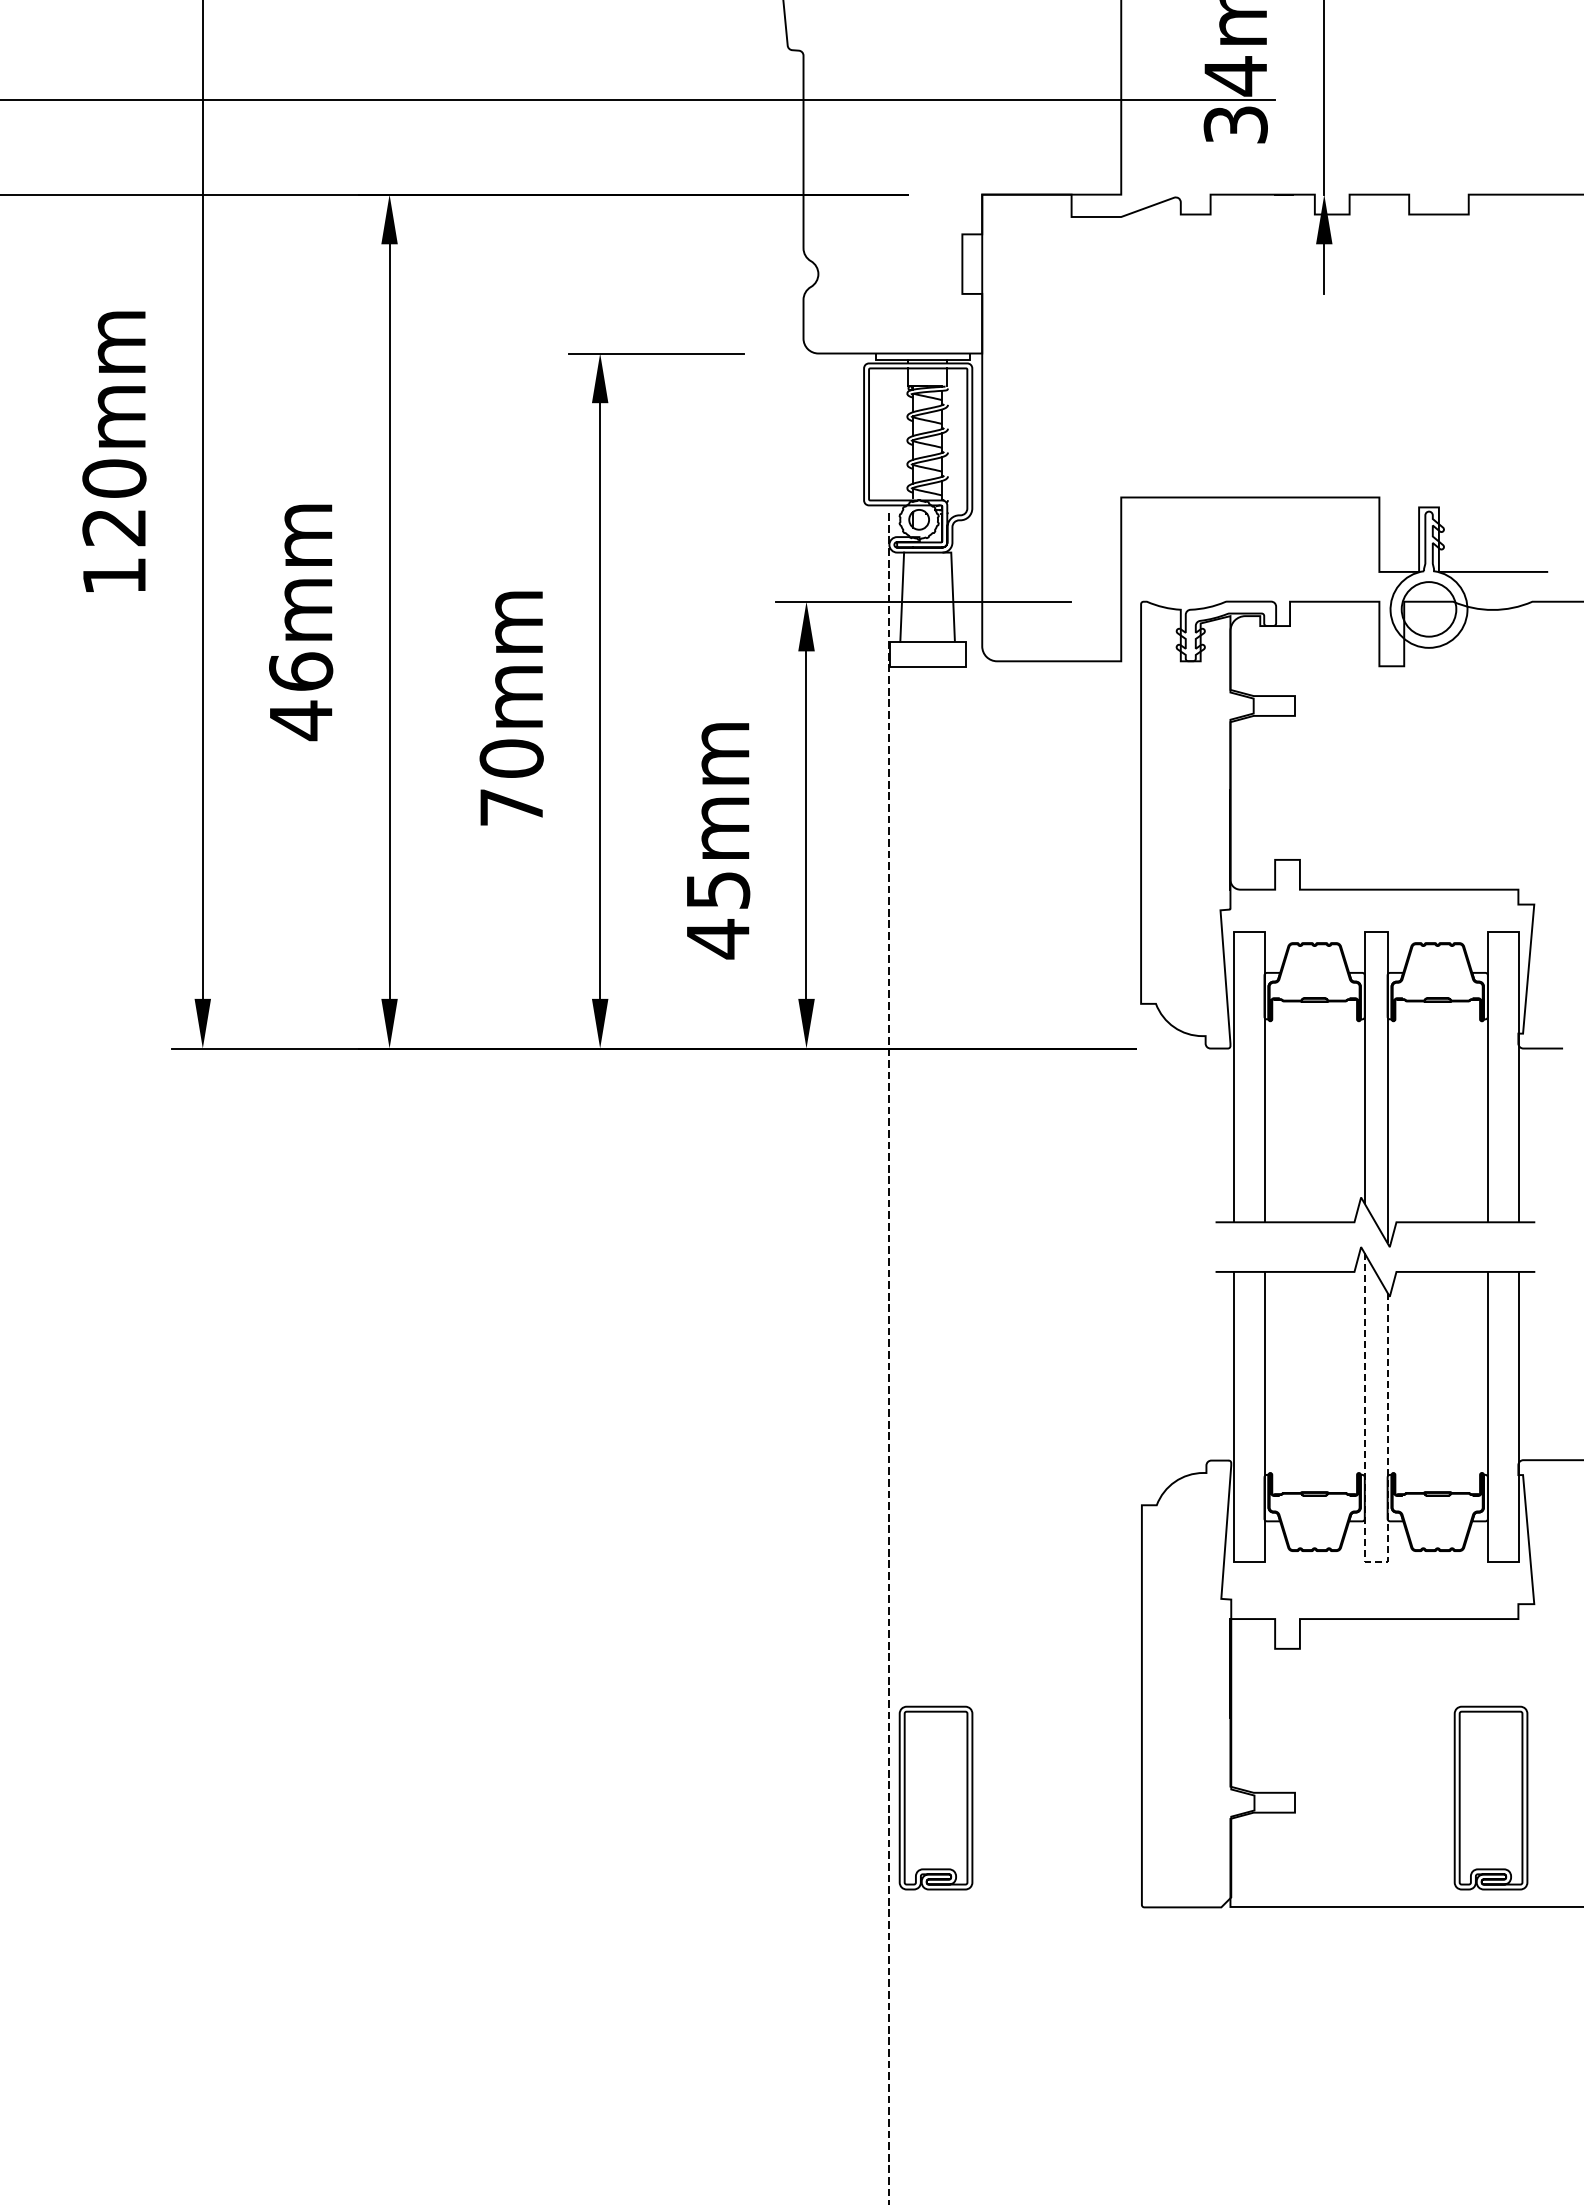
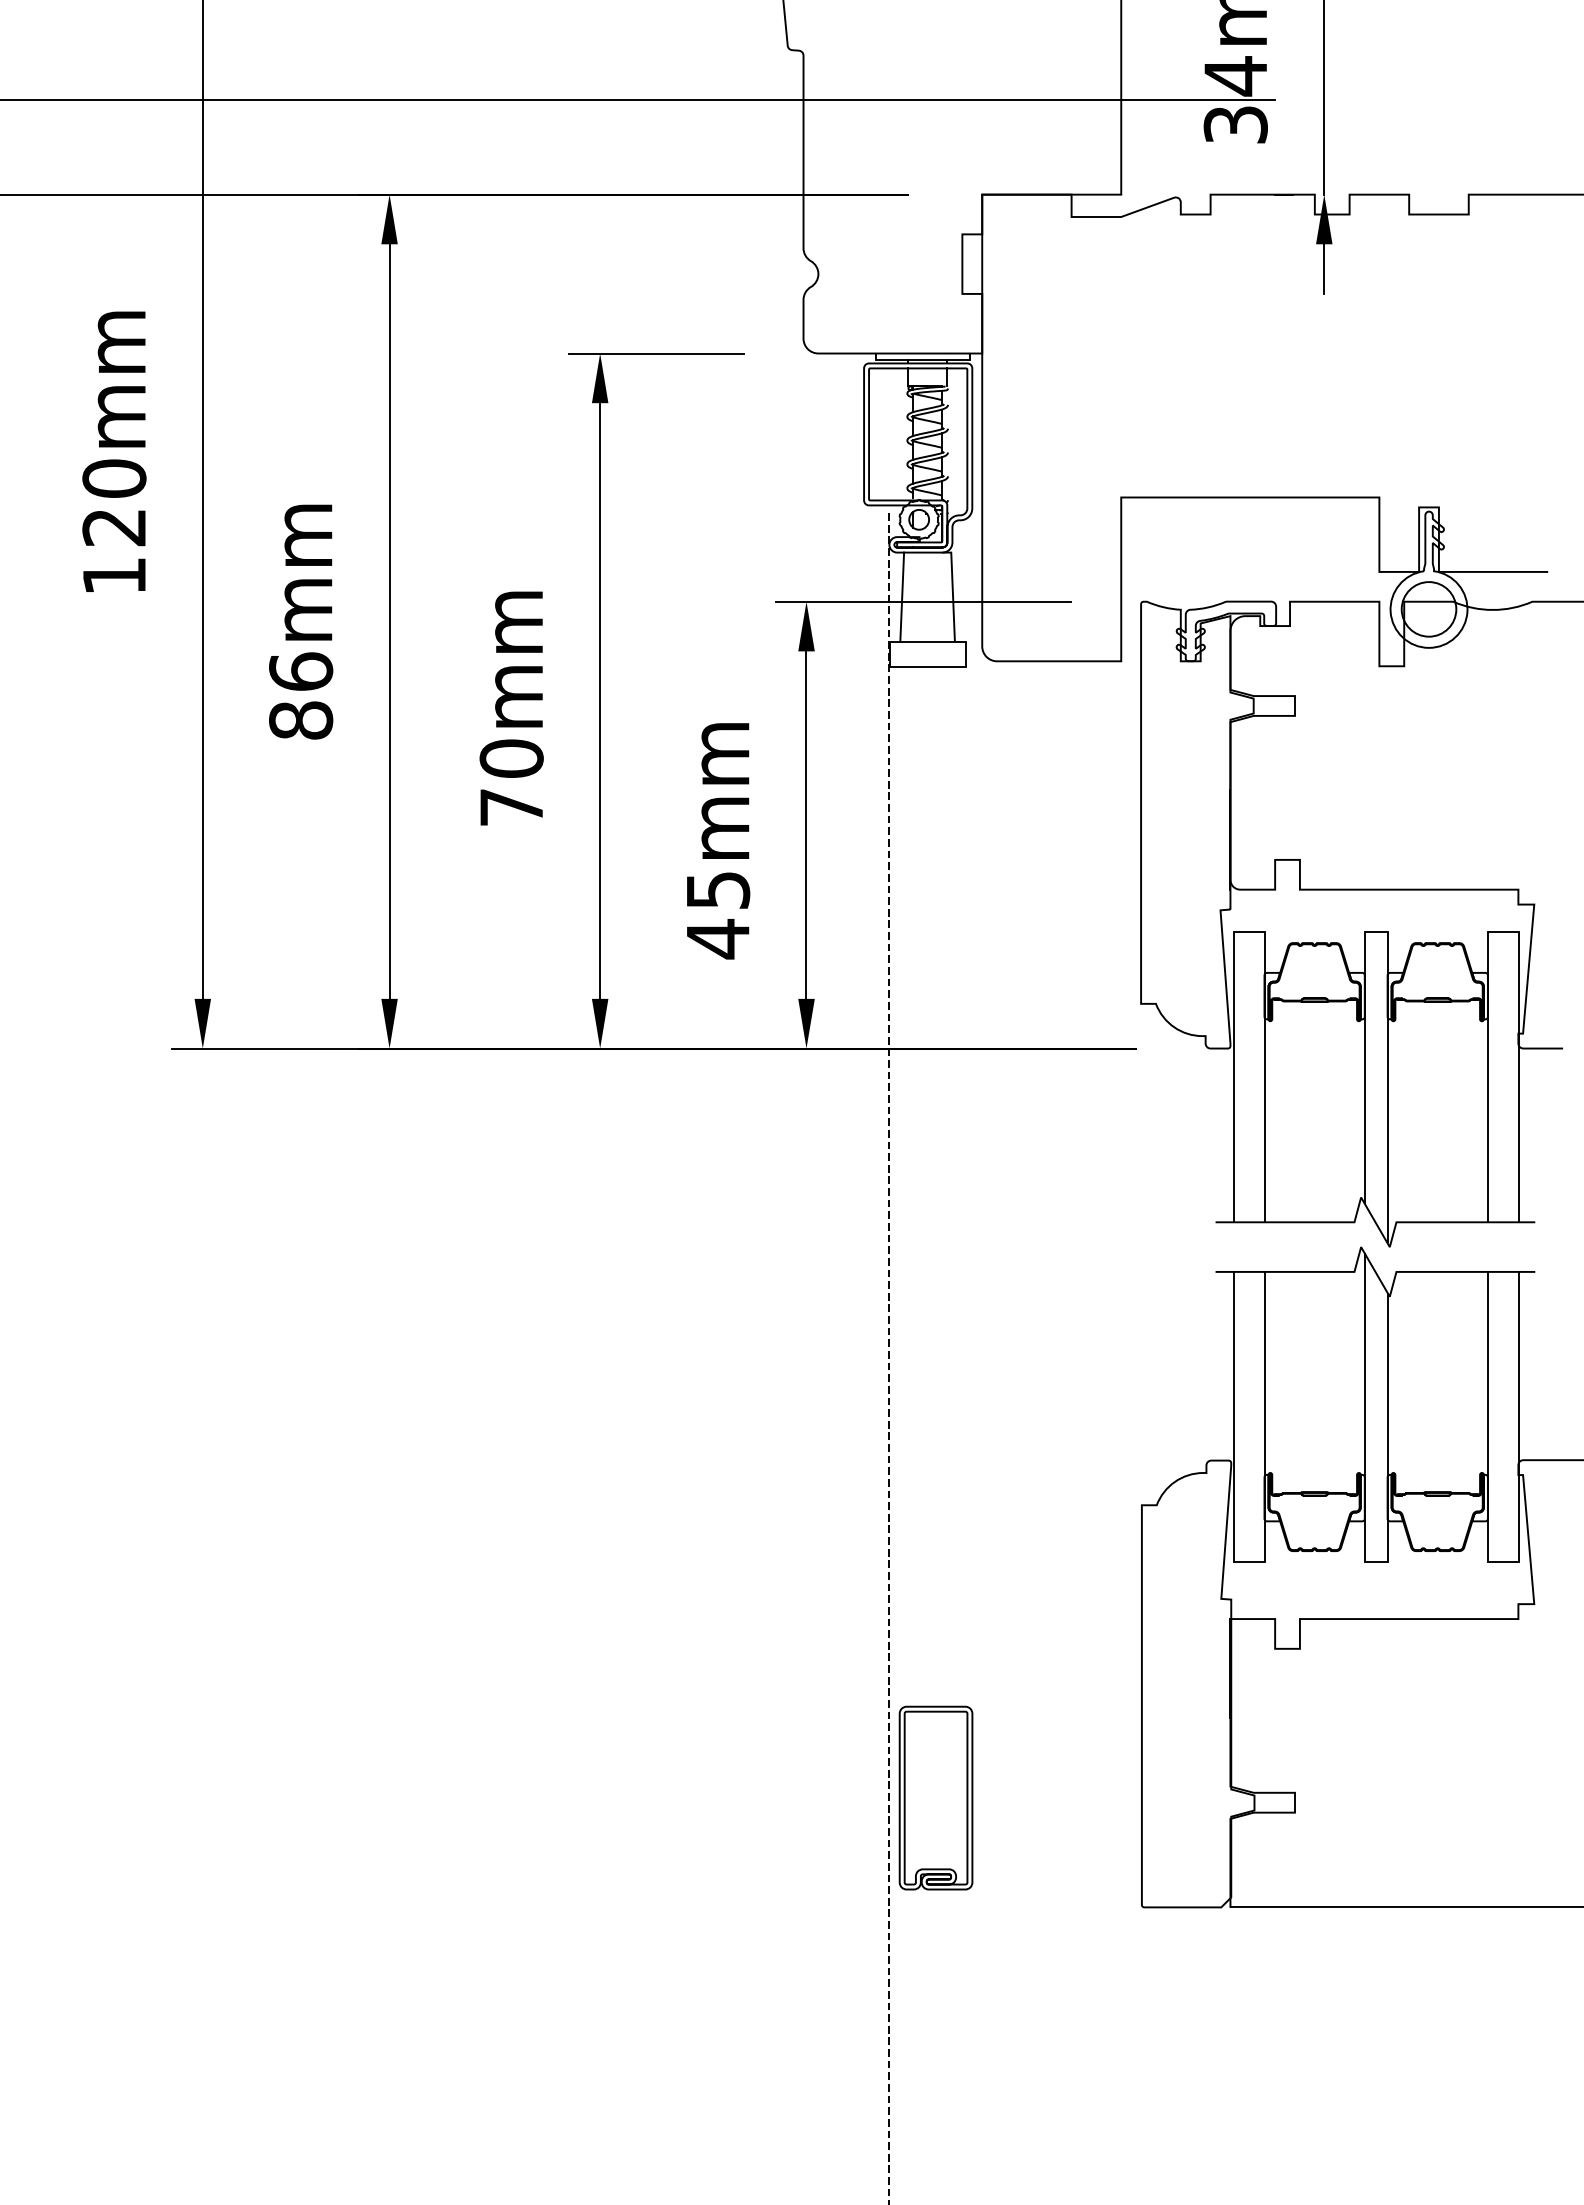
text: 46mm -> 86mm (301, 720)
line: dashed -> solid (1364, 1555)
part: present -> none (1490, 1797)
